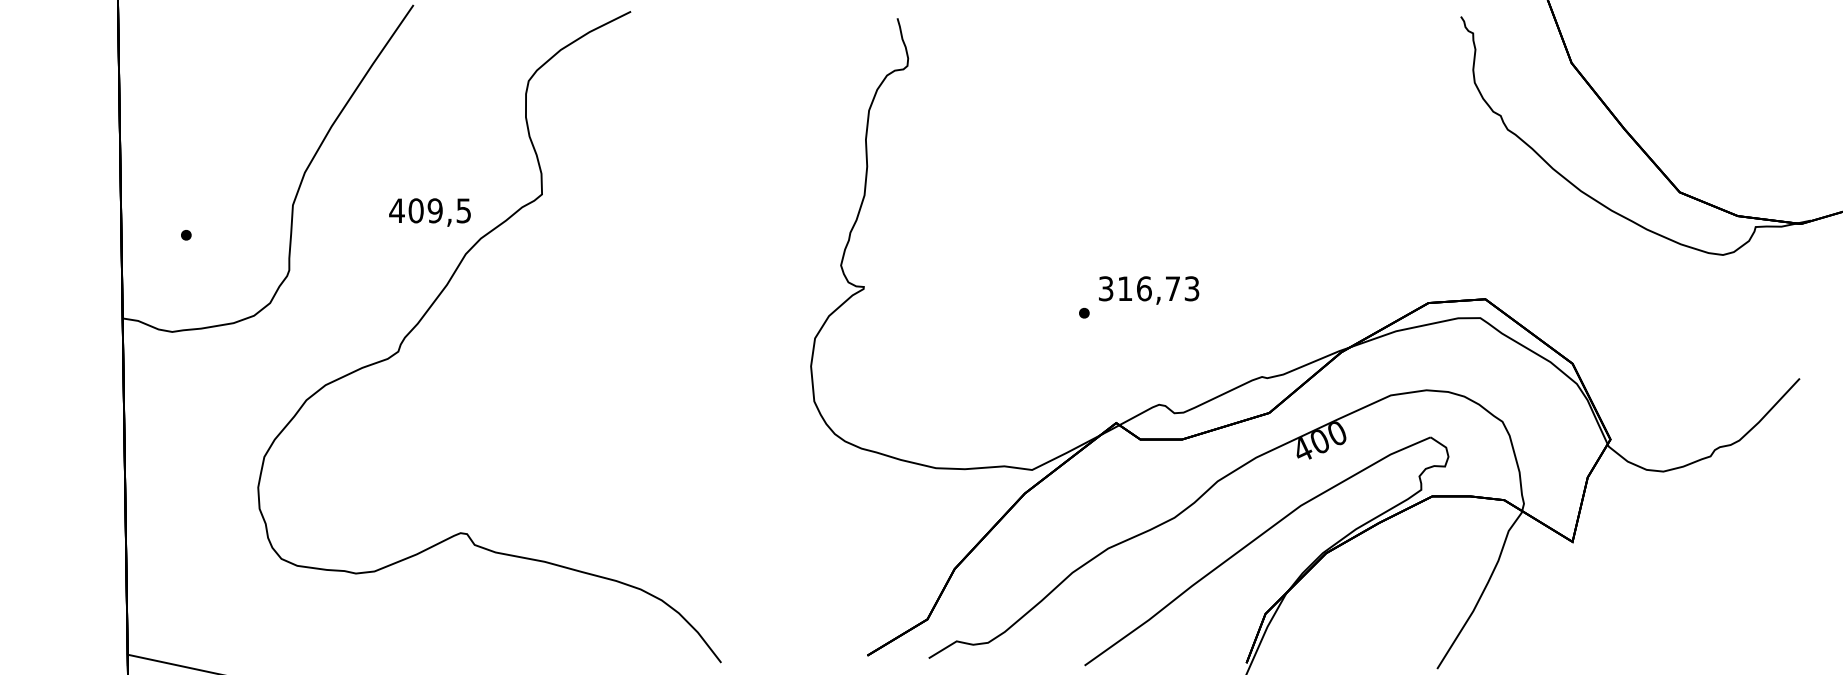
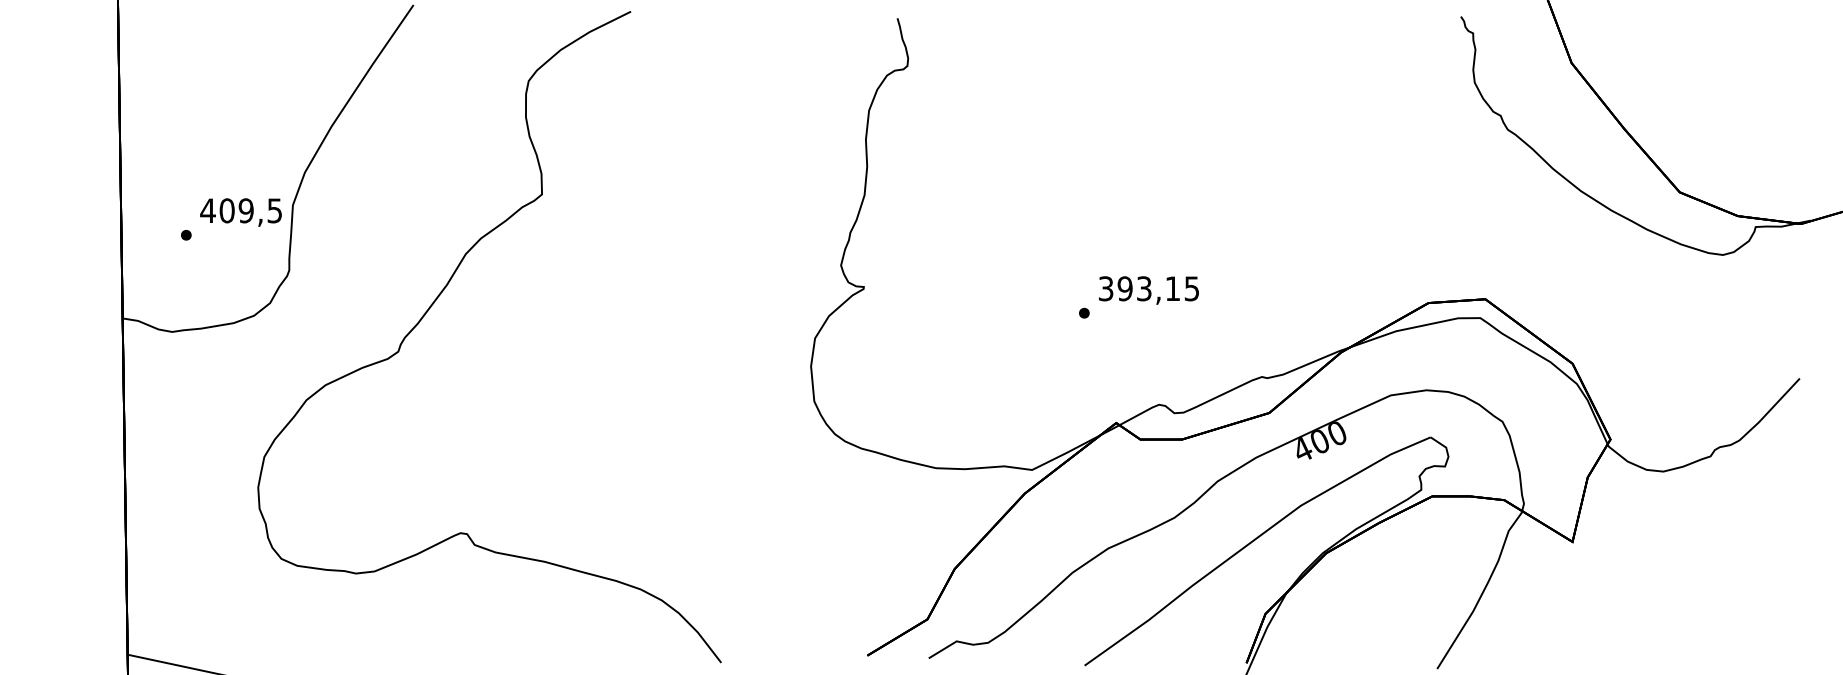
text position: (429, 212) -> (240, 212) (240, 212)
text: 316,73 -> 393,15 (1158, 288)
